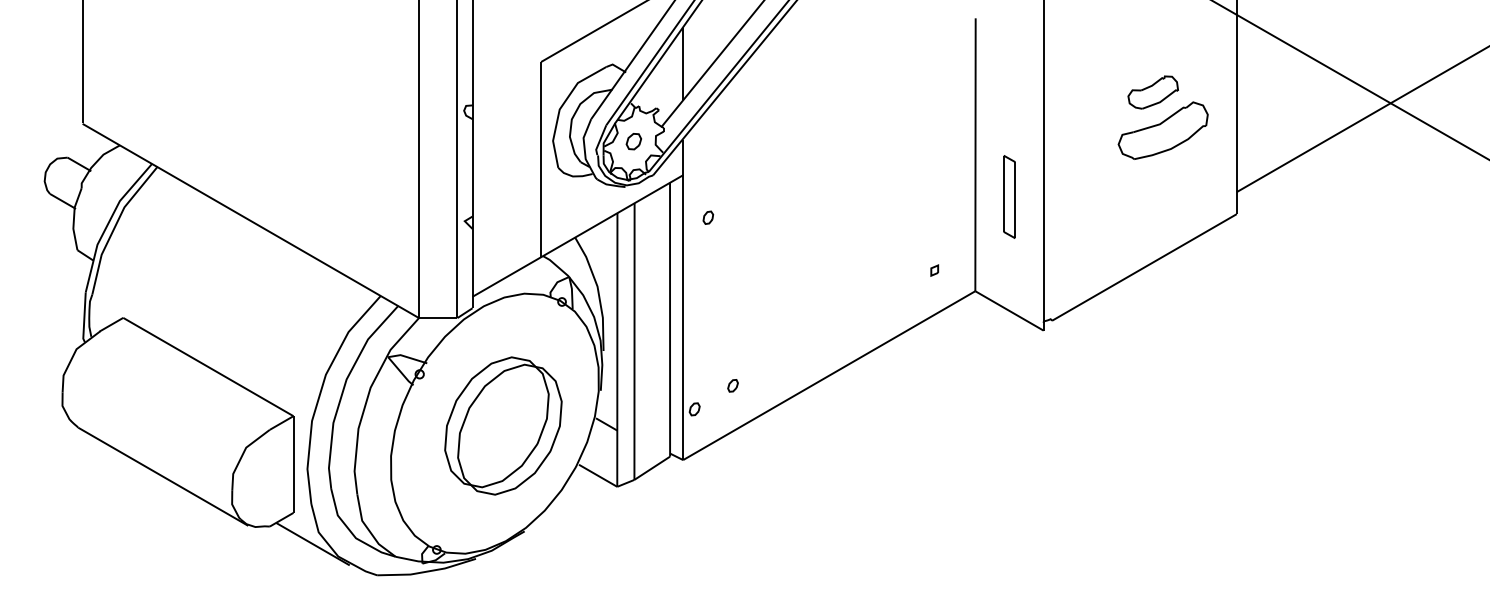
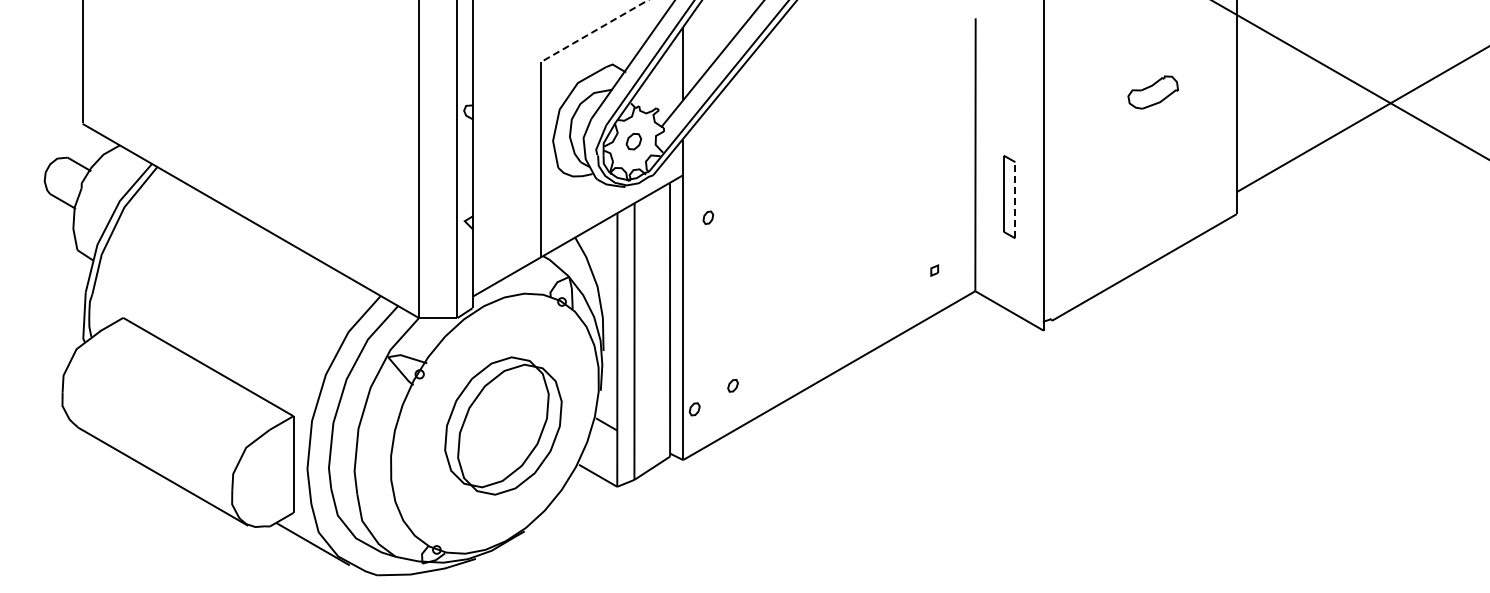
line: solid -> dashed (594, 31)
part: present -> none (1162, 130)
line: solid -> dashed (1015, 199)
